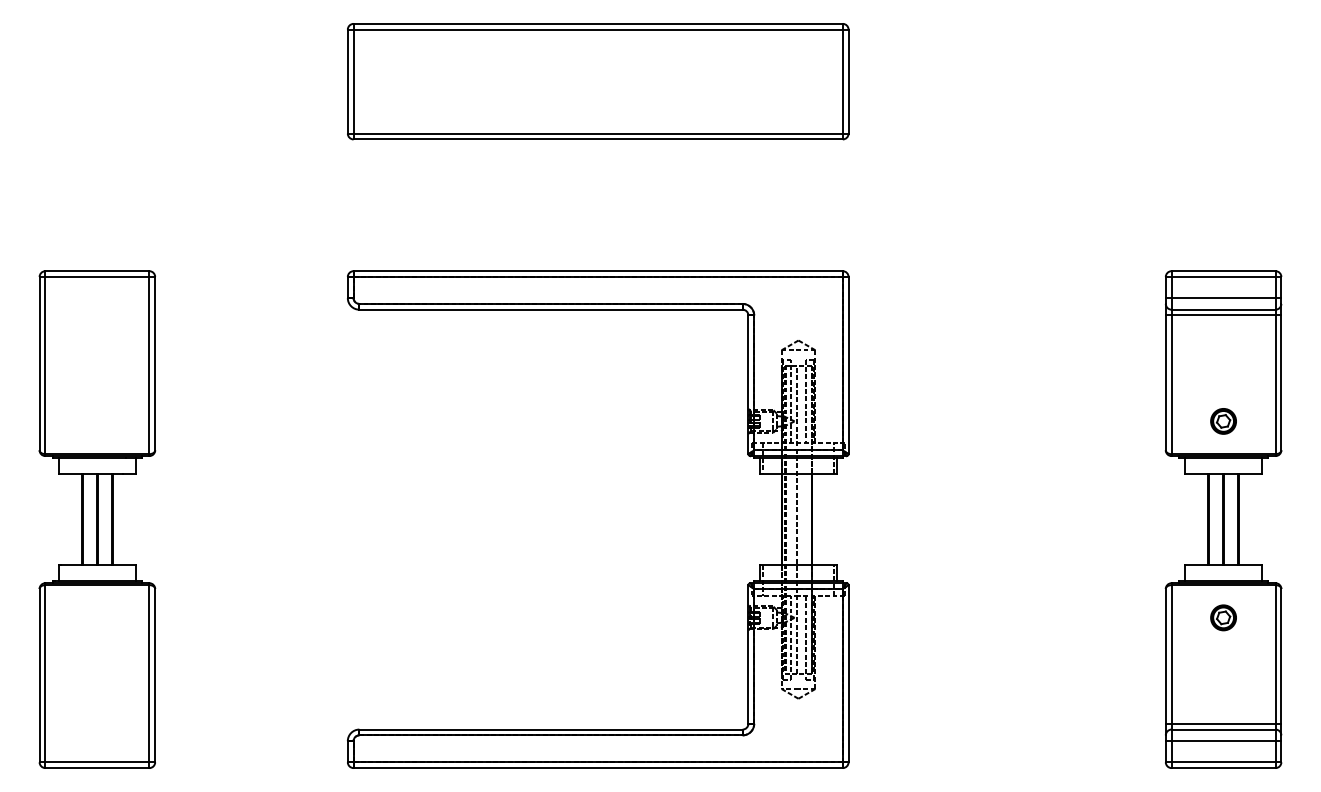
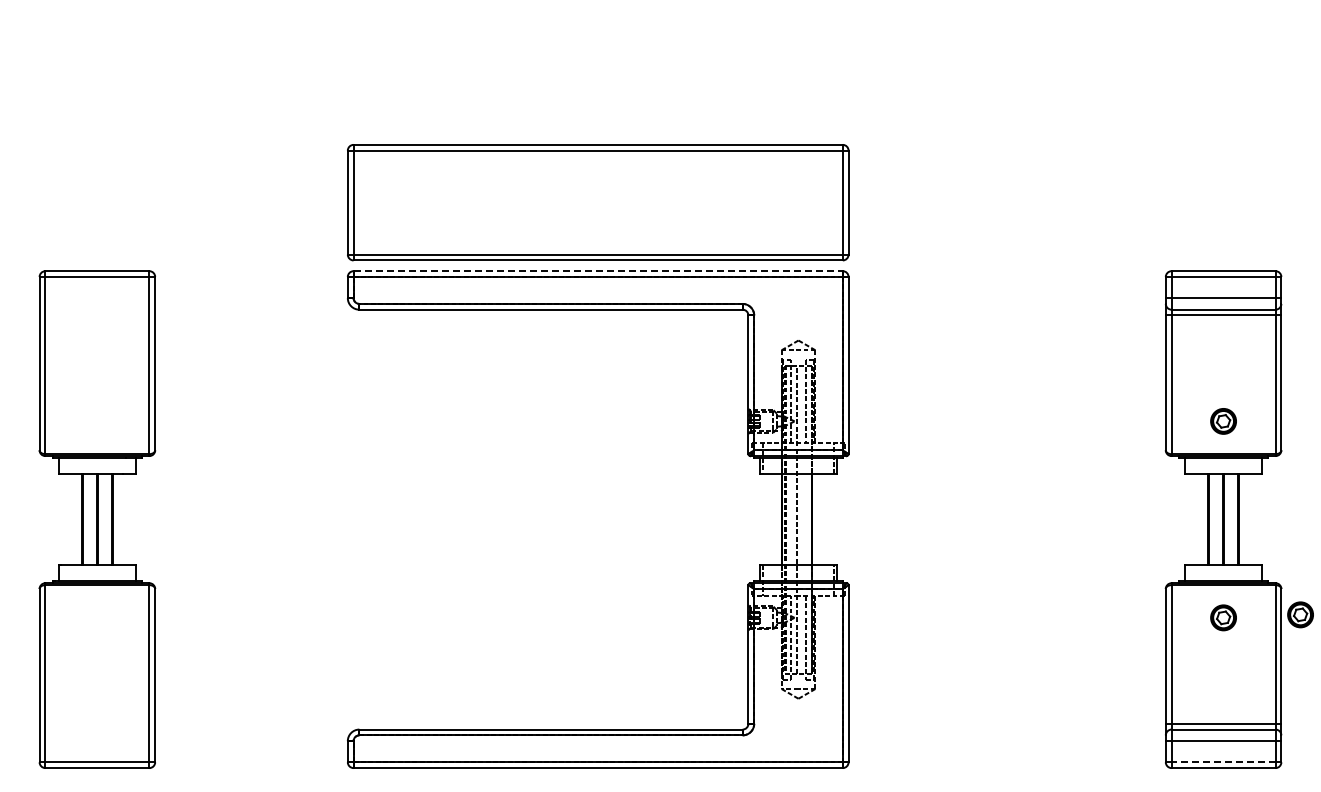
part position: (598, 81) -> (598, 202) (598, 202)
line: solid -> dashed (598, 271)
part: none -> present (1300, 614)
line: solid -> dashed (1223, 762)
